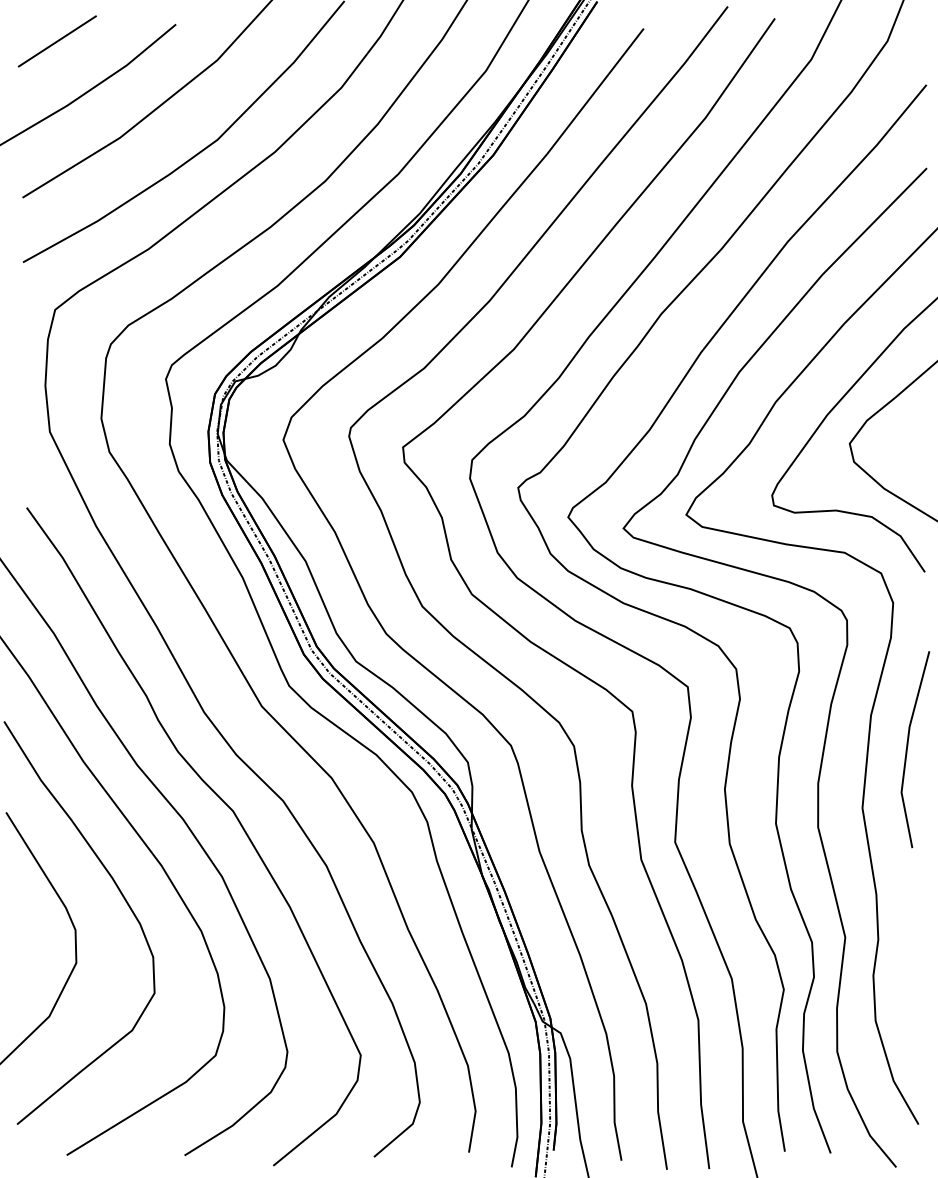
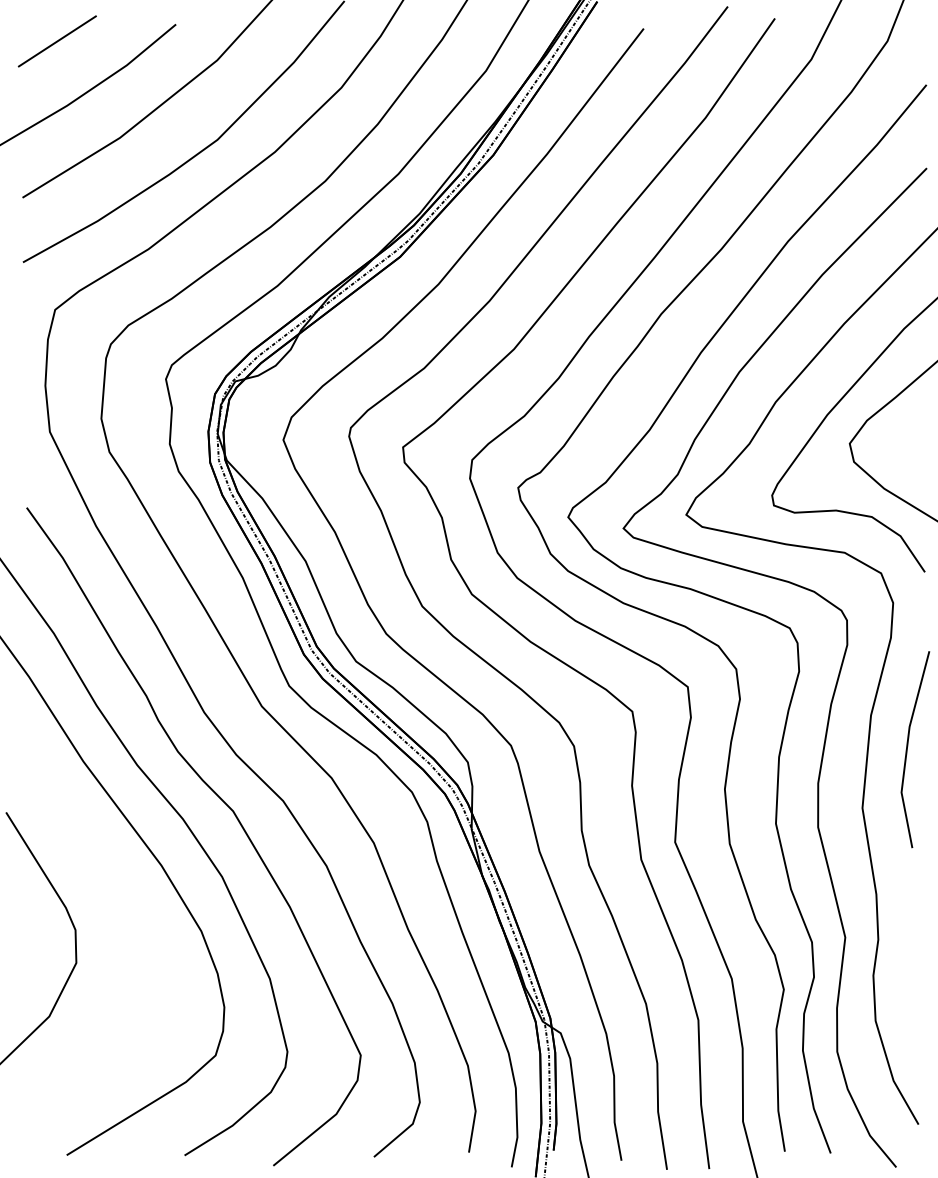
curve: present -> none (121, 895)
